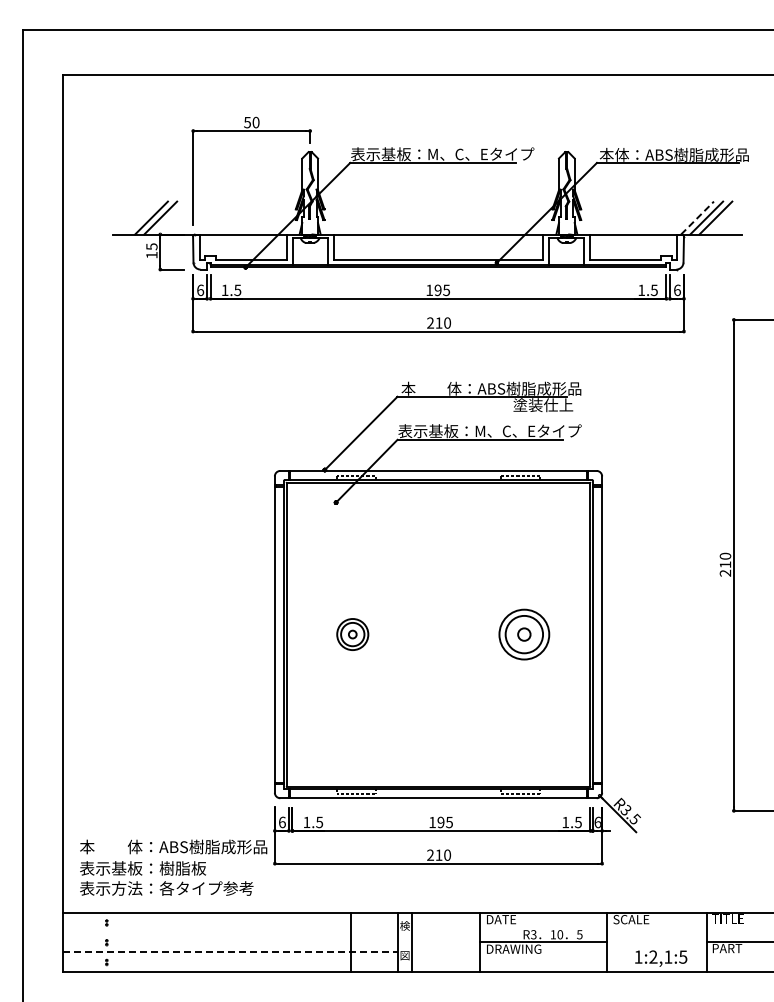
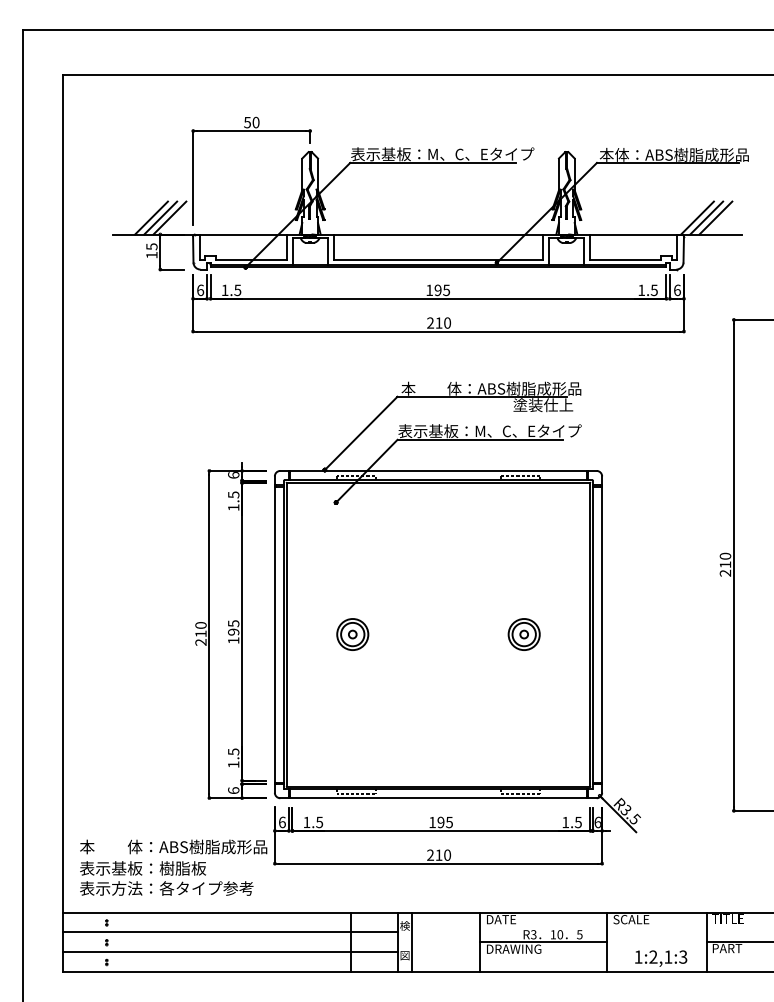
line: none -> present (169, 217)
line: dashed -> solid (697, 217)
part: none -> present (230, 630)
part size: 53x53 px -> 34x33 px (523, 634)
line: none -> present (230, 932)
line: dashed -> solid (230, 952)
text: 1:2,1:5 -> 1:2,1:3 (683, 956)
